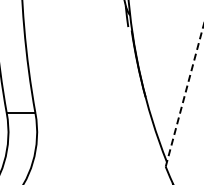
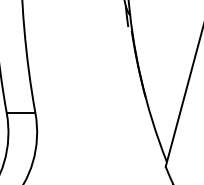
line: dashed -> solid (184, 95)
